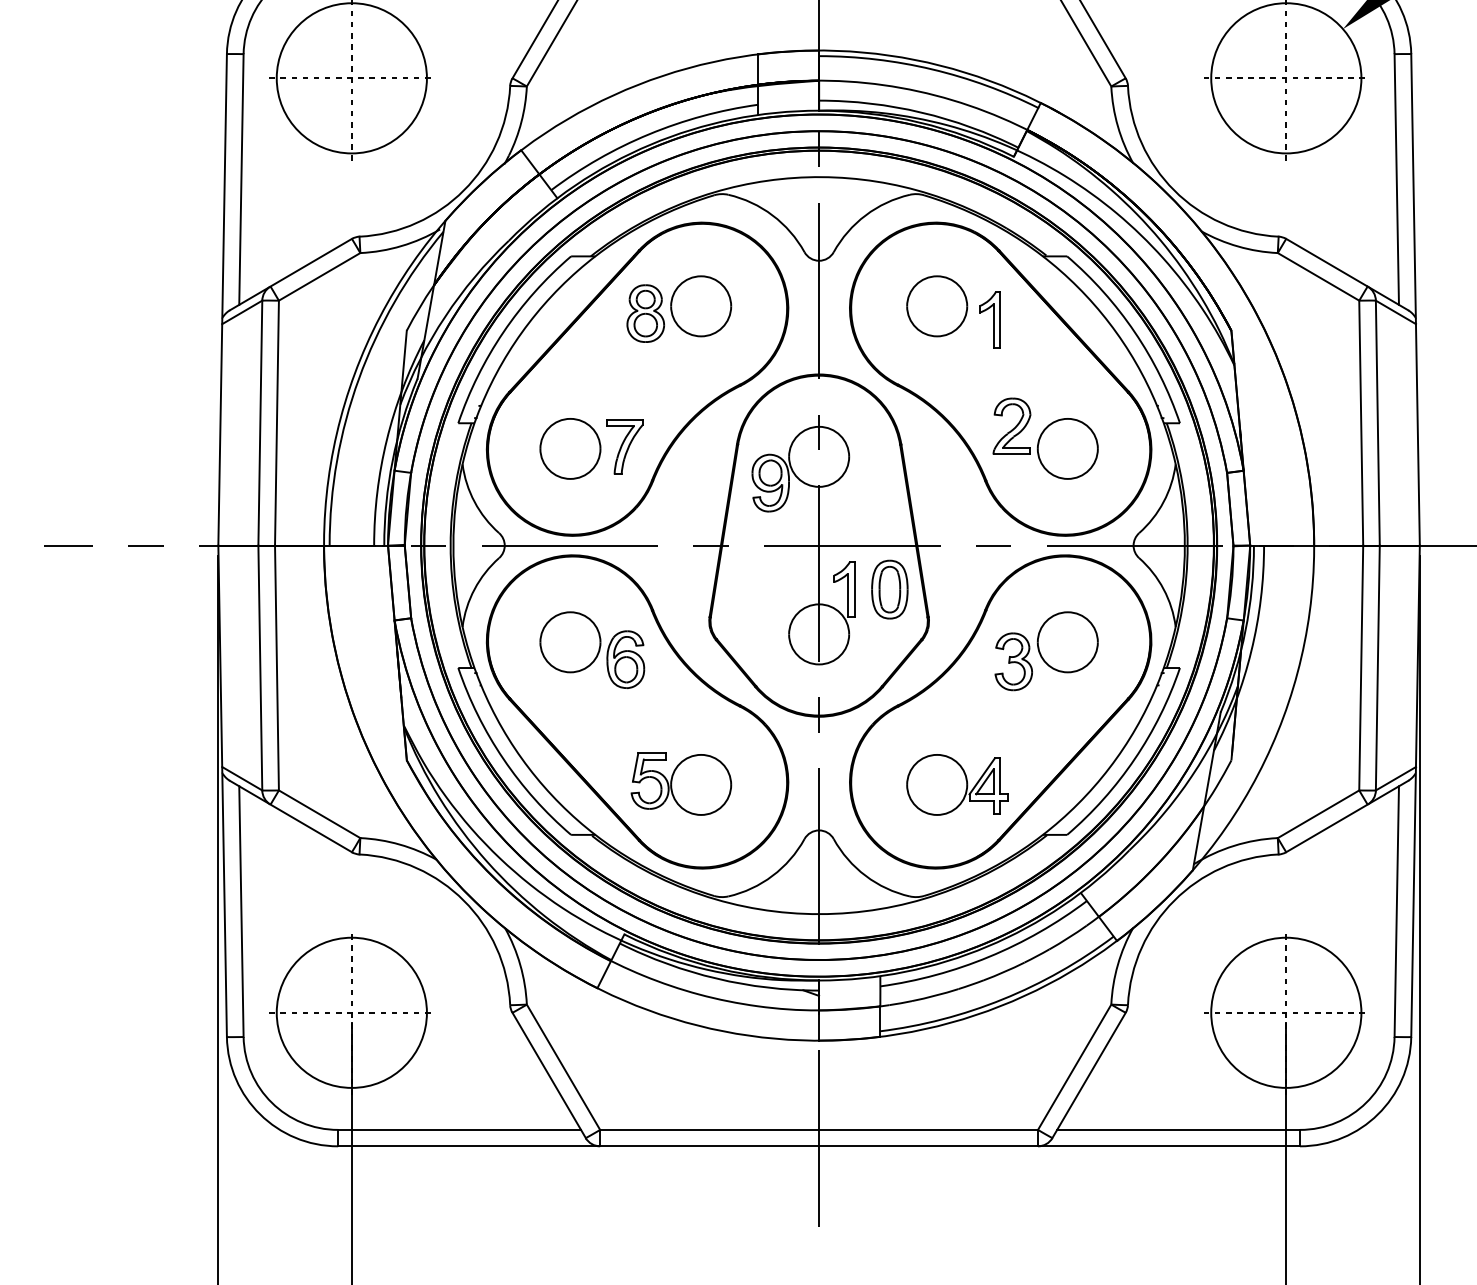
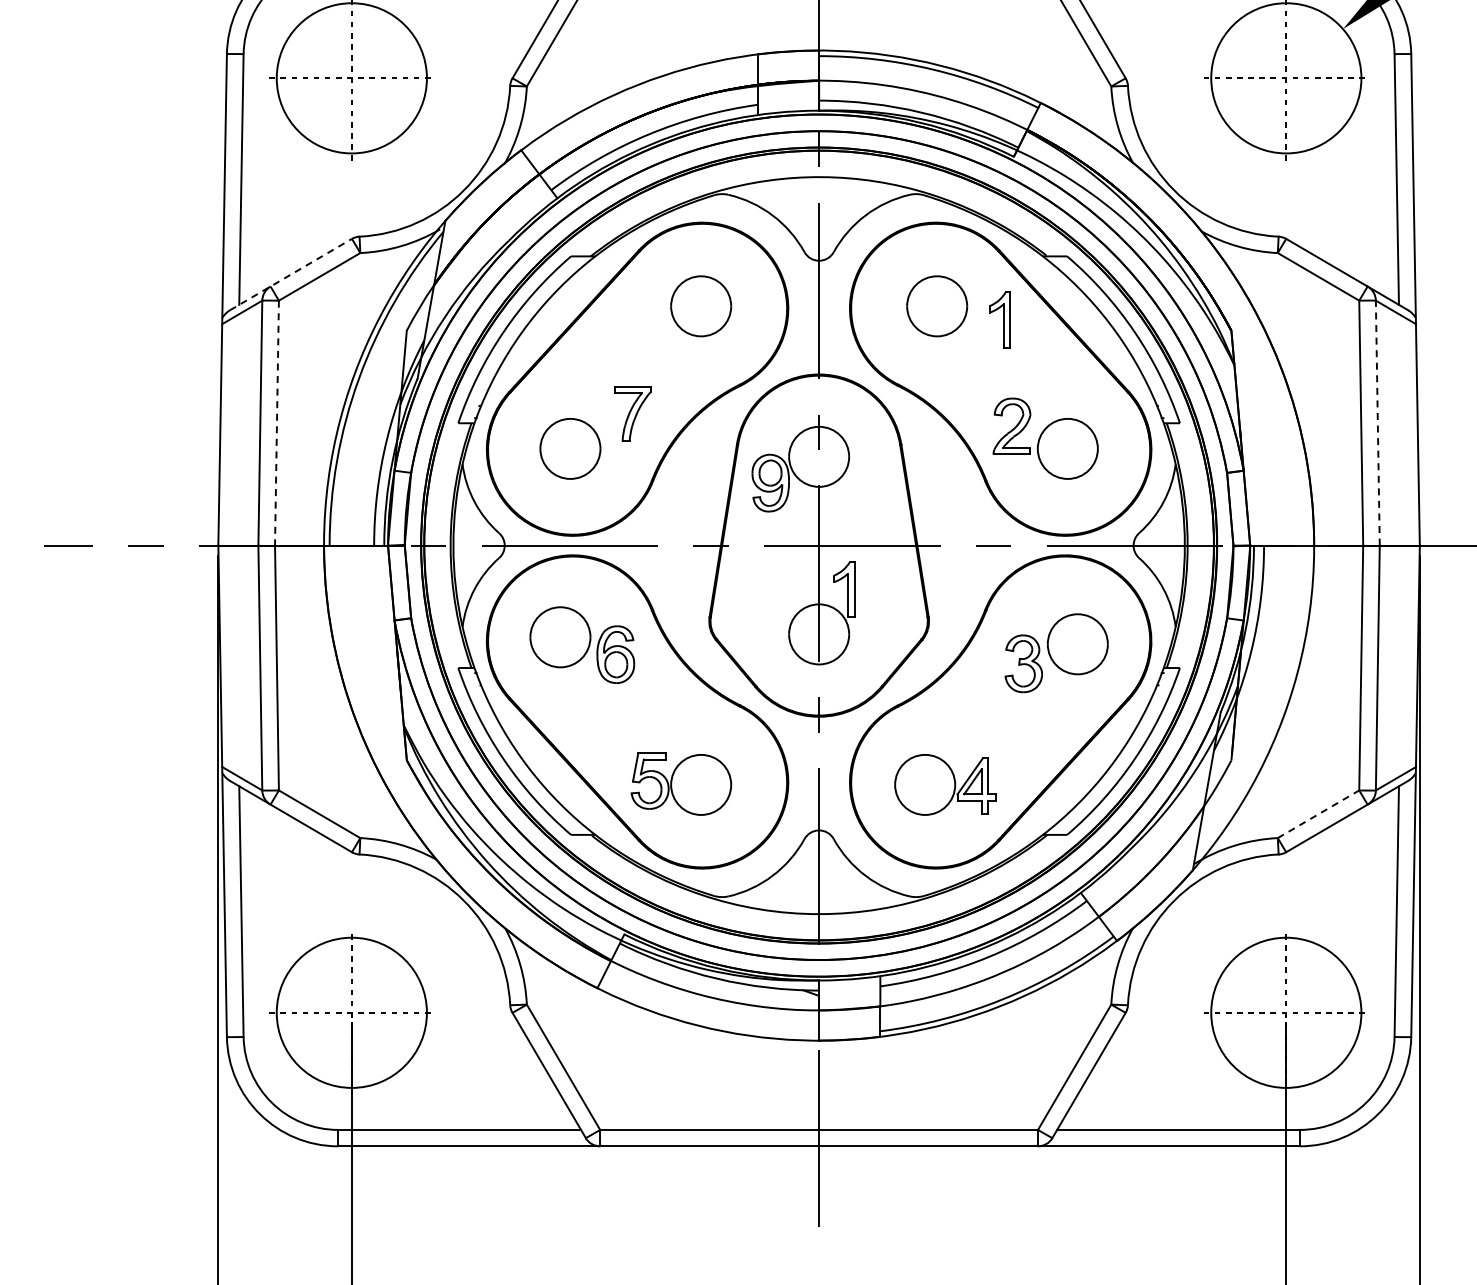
line: solid -> dashed (290, 274)
part: present -> none (645, 313)
part position: (989, 319) -> (999, 319) (999, 319)
line: solid -> dashed (1377, 422)
line: solid -> dashed (276, 423)
part position: (624, 446) -> (632, 413) (632, 413)
part: present -> none (889, 589)
part position: (592, 650) -> (582, 645) (582, 645)
part position: (1046, 651) -> (1056, 653) (1056, 653)
part position: (957, 784) -> (945, 784) (945, 784)
line: solid -> dashed (1318, 814)
